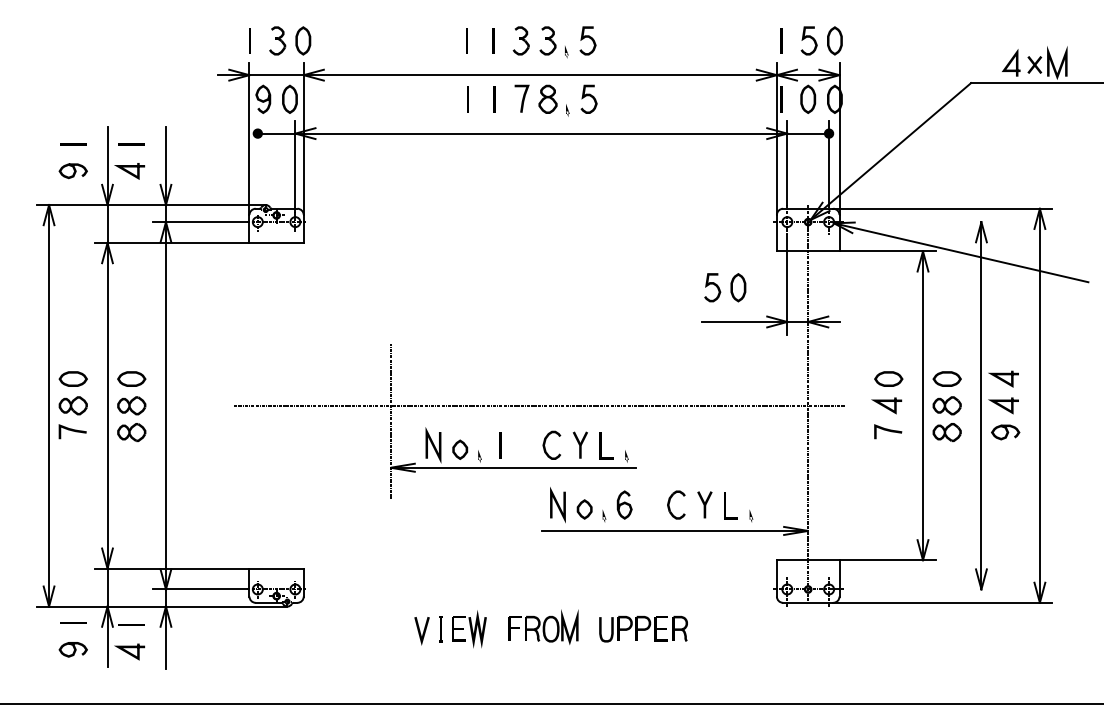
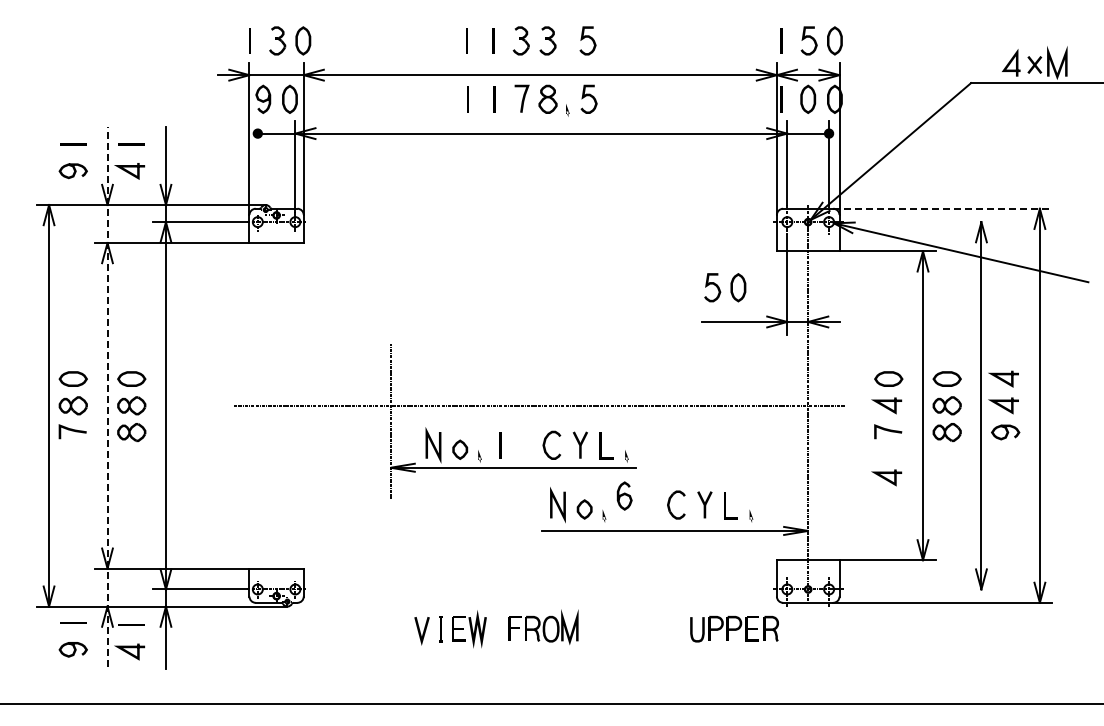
part: present -> none (566, 52)
line: solid -> dashed (942, 208)
line: solid -> dashed (107, 396)
line: none -> present (886, 477)
curve position: (624, 504) -> (624, 495) (624, 495)
part position: (643, 628) -> (734, 628) (734, 628)
